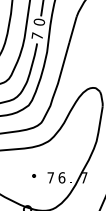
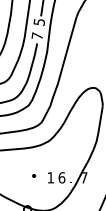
text: 0 -> 5 (38, 22)
text: 7 -> 1 (50, 177)
